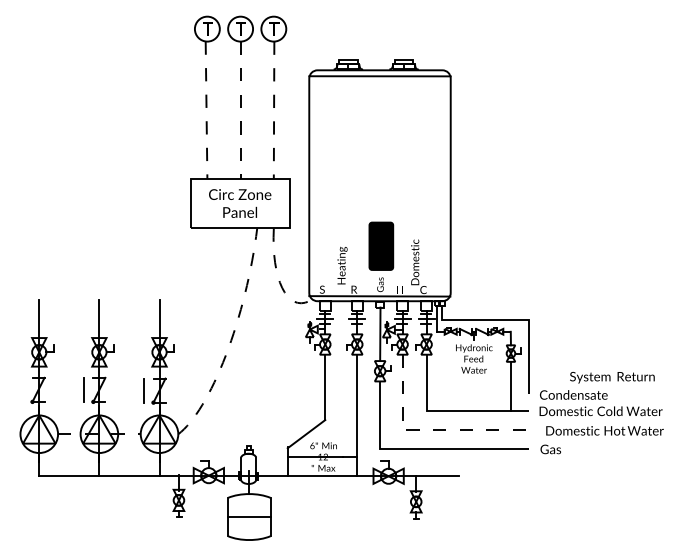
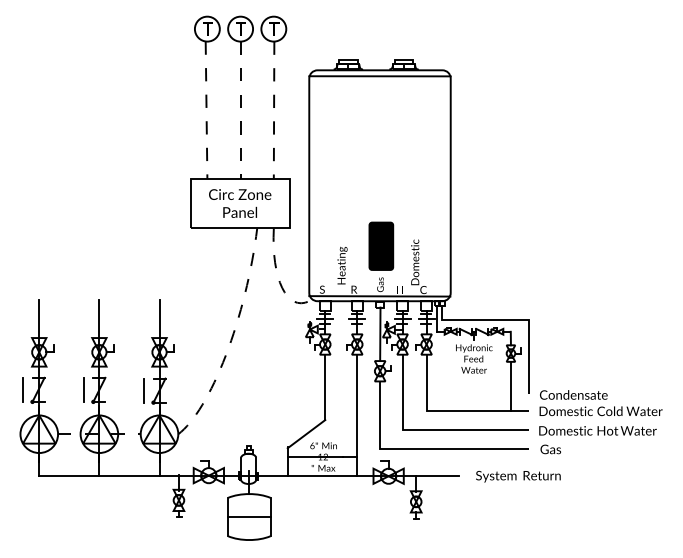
text position: (612, 377) -> (518, 476) (518, 476)
line: none -> present (23, 389)
line: dashed -> solid (427, 430)
text position: (604, 430) -> (597, 430) (597, 430)
